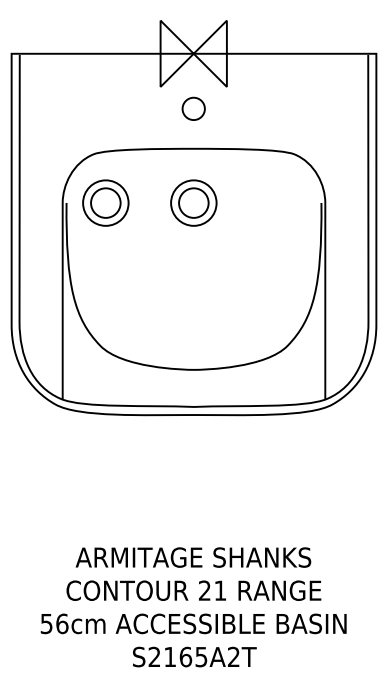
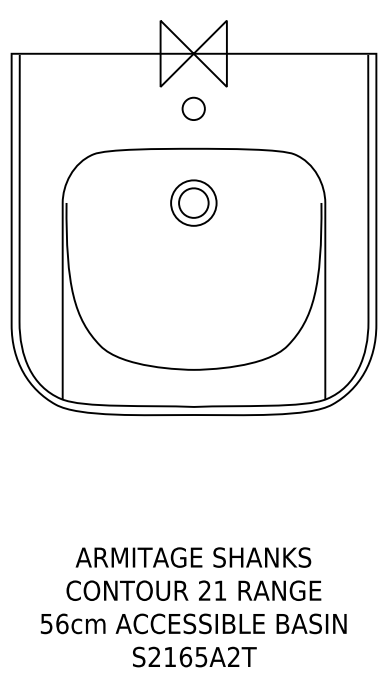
part: present -> none (105, 202)
